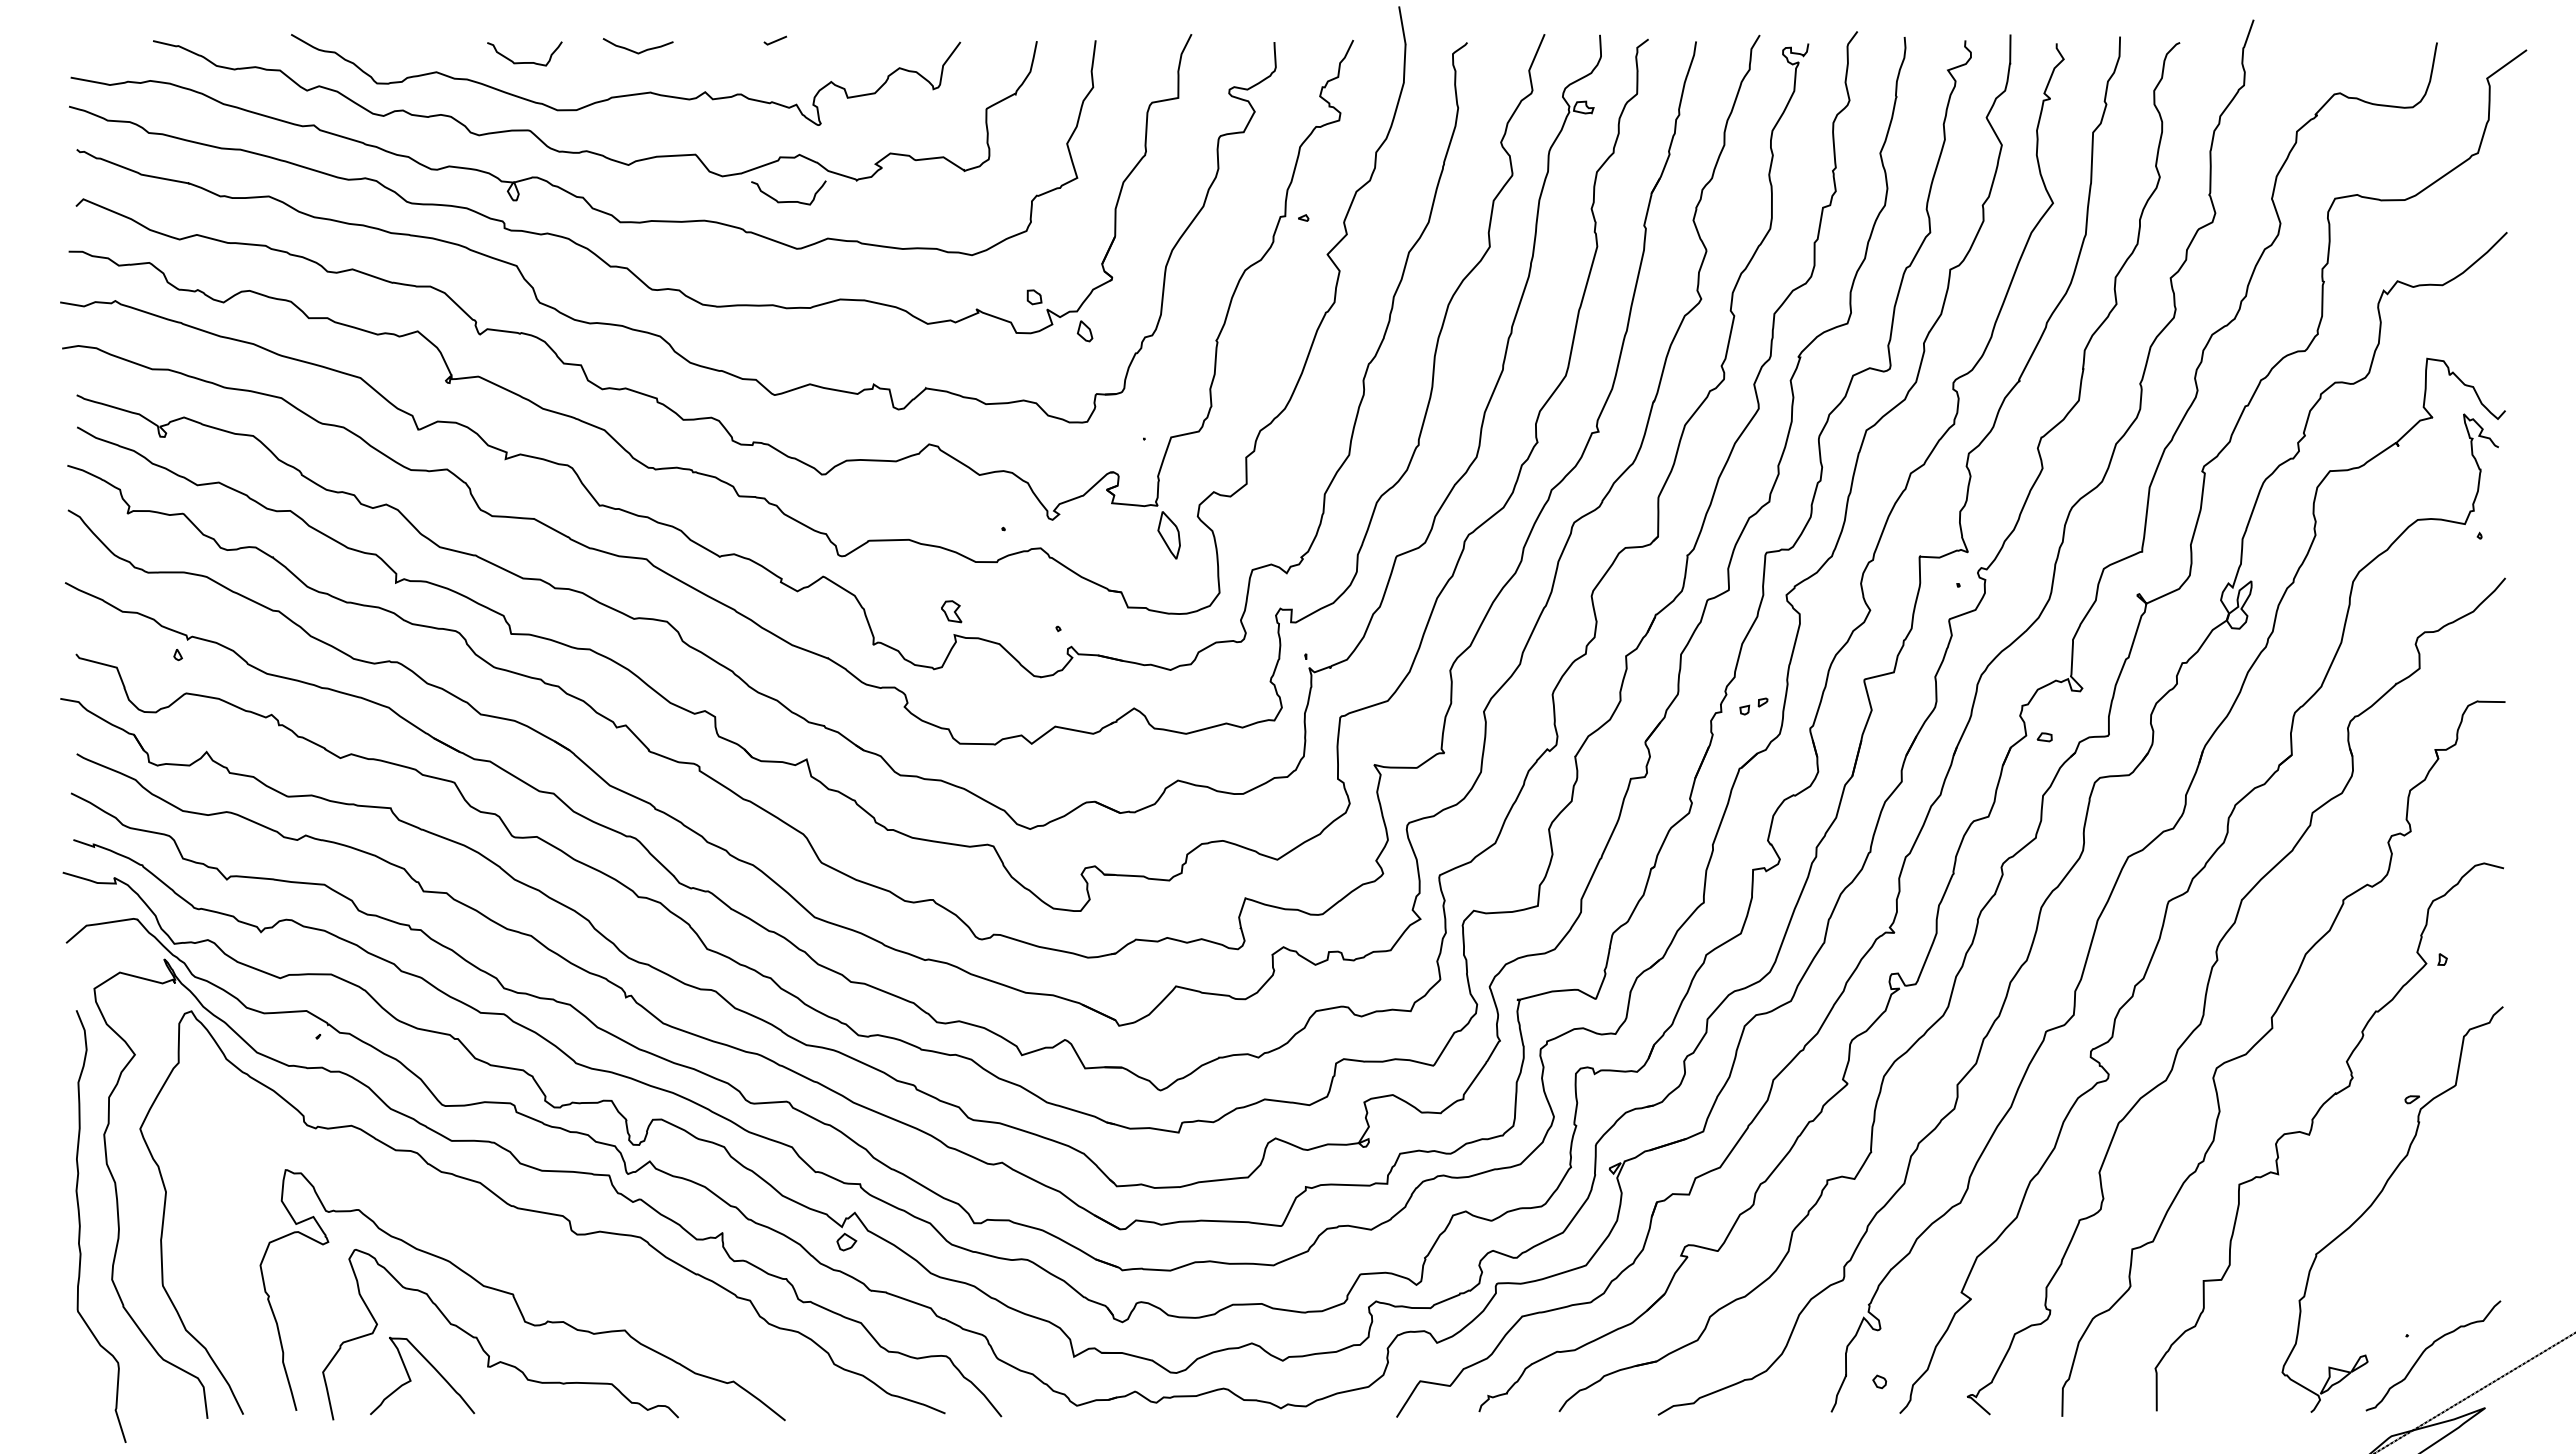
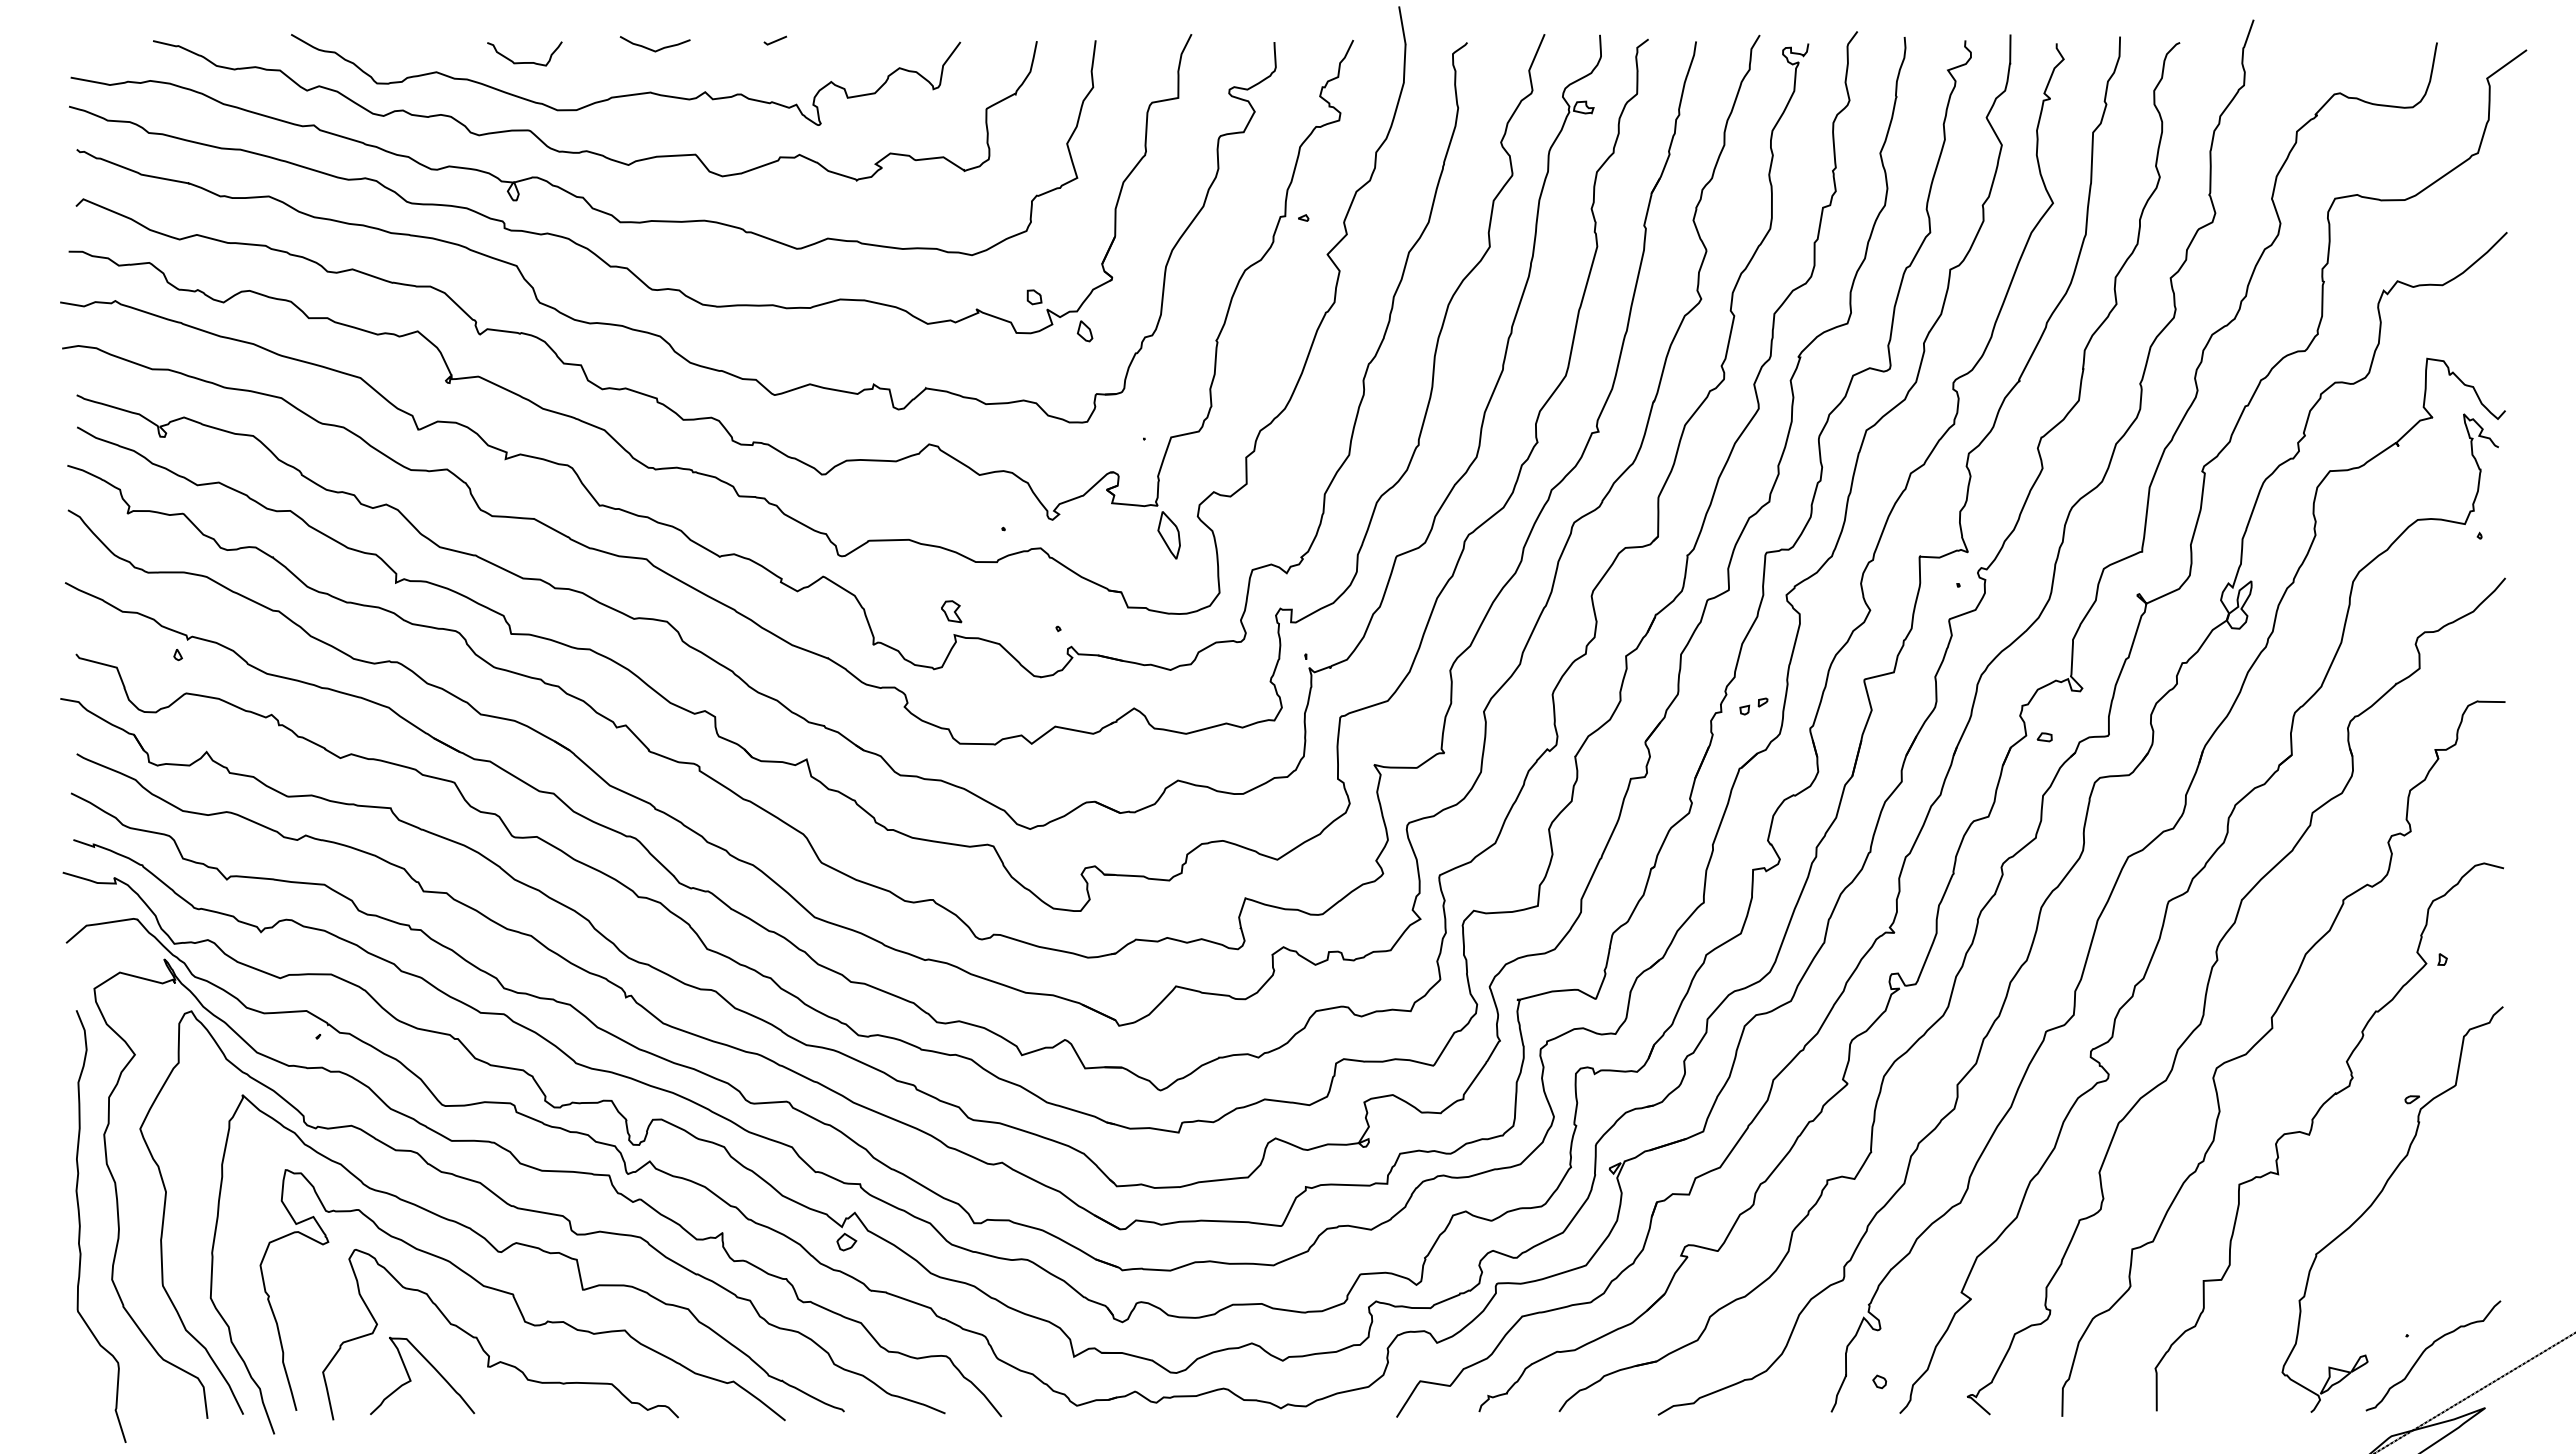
curve position: (636, 51) -> (653, 49) (653, 49)
curve: present -> none (788, 201)
curve: none -> present (529, 1247)
